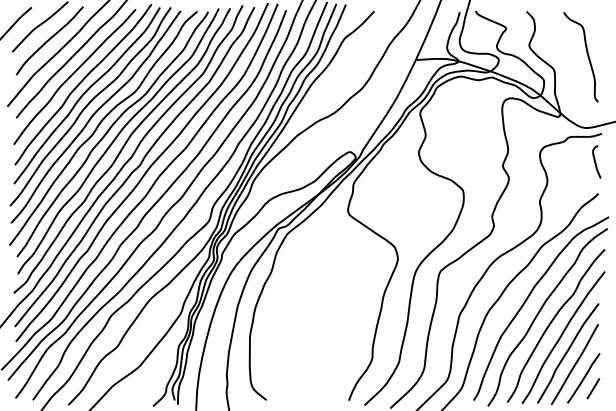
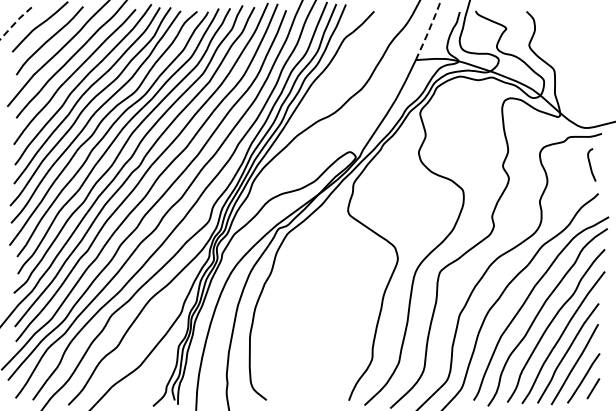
line: solid -> dashed (15, 22)
line: solid -> dashed (428, 30)
curve: present -> none (587, 57)
curve position: (595, 161) -> (590, 164) (590, 164)
